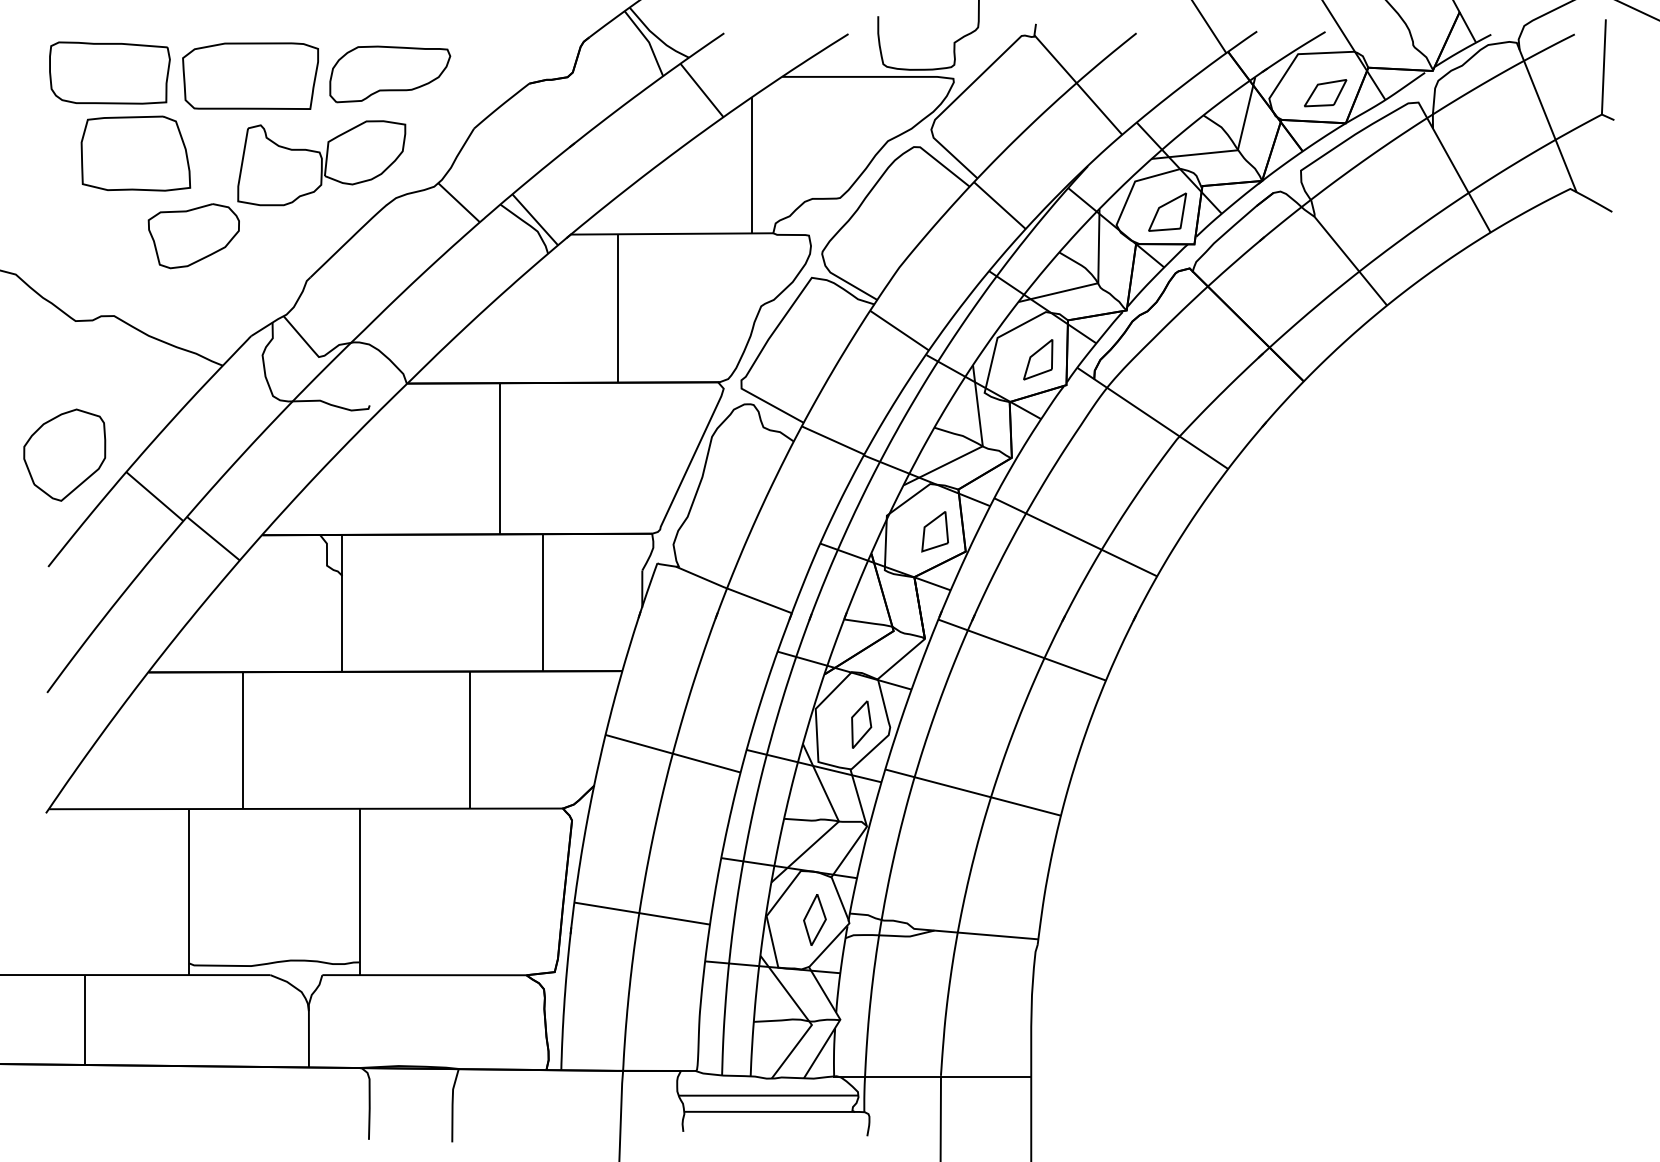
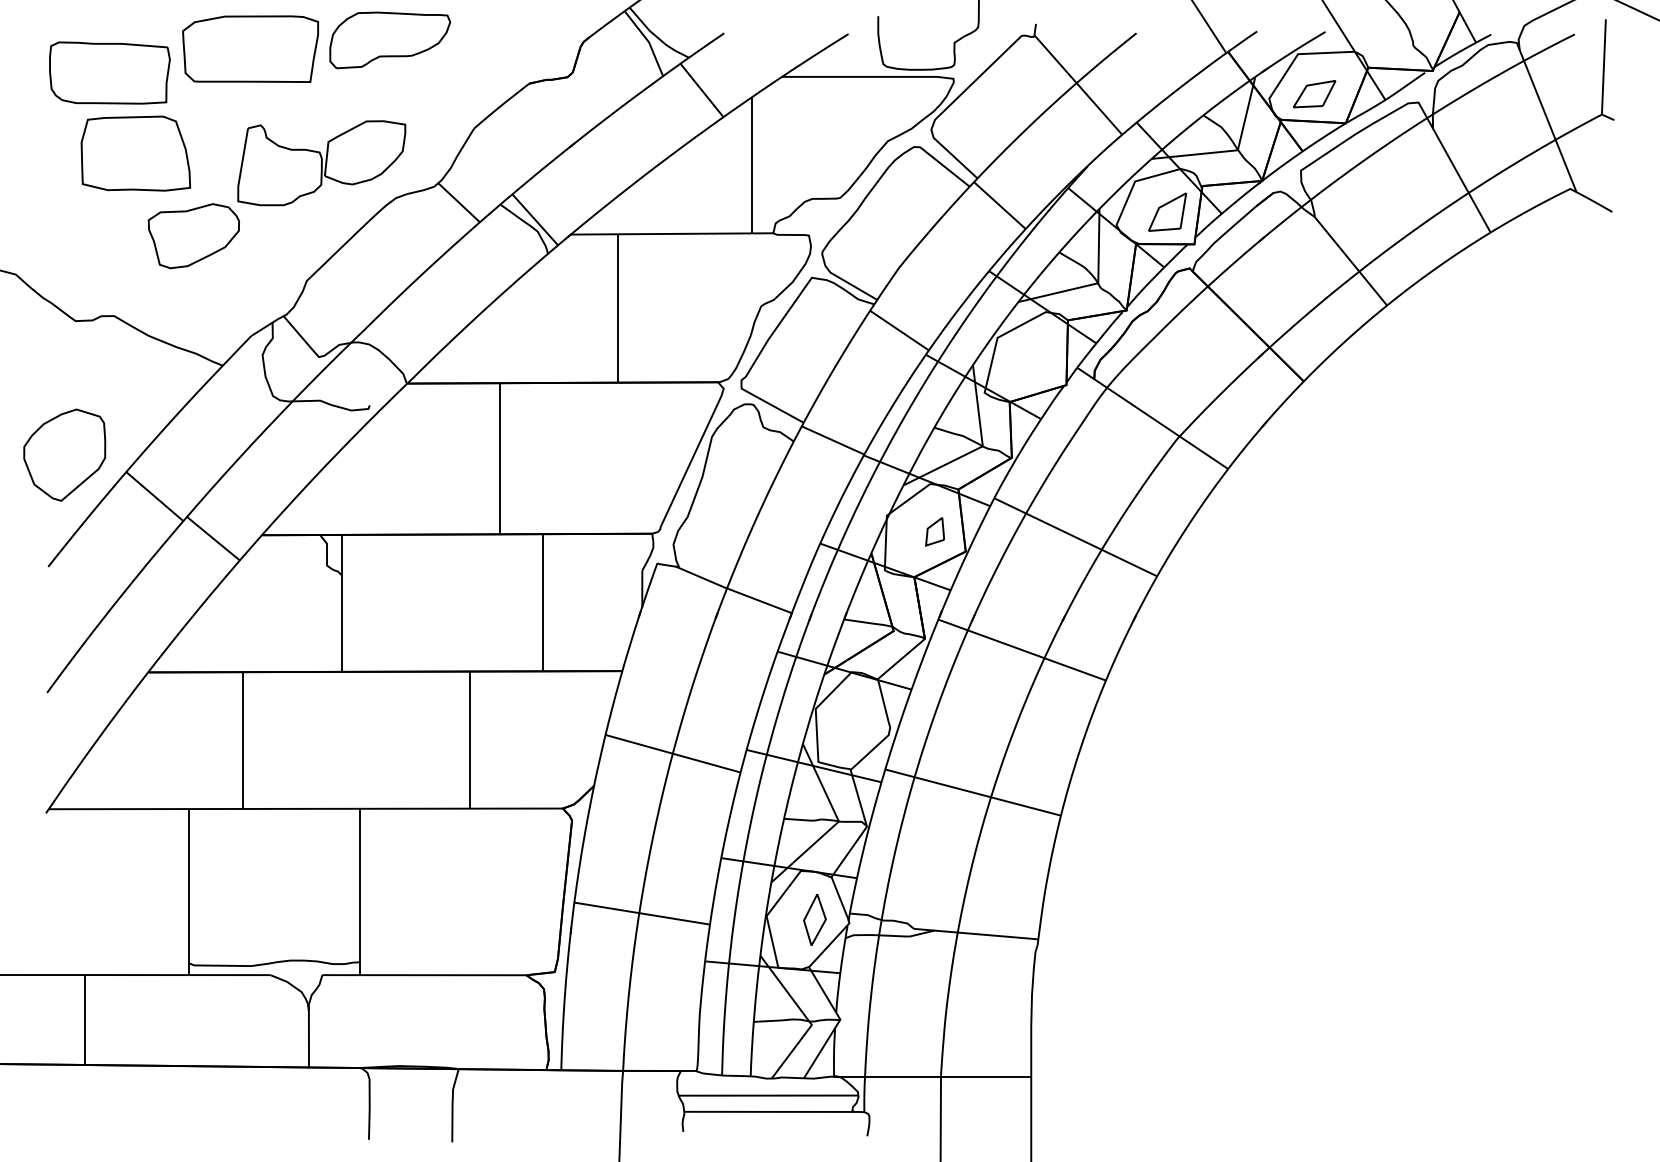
part position: (390, 74) -> (390, 40) (390, 40)
part position: (250, 75) -> (250, 48) (250, 48)
part position: (1325, 93) -> (1314, 94) (1314, 94)
part: present -> none (1038, 359)
part size: 28x42 px -> 21x30 px (935, 531)
part: present -> none (861, 724)
